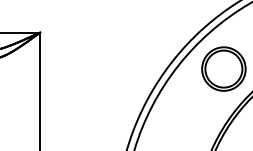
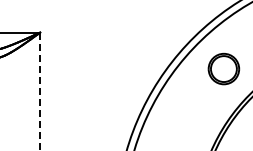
part size: 46x46 px -> 34x34 px (223, 68)
line: solid -> dashed (40, 91)
